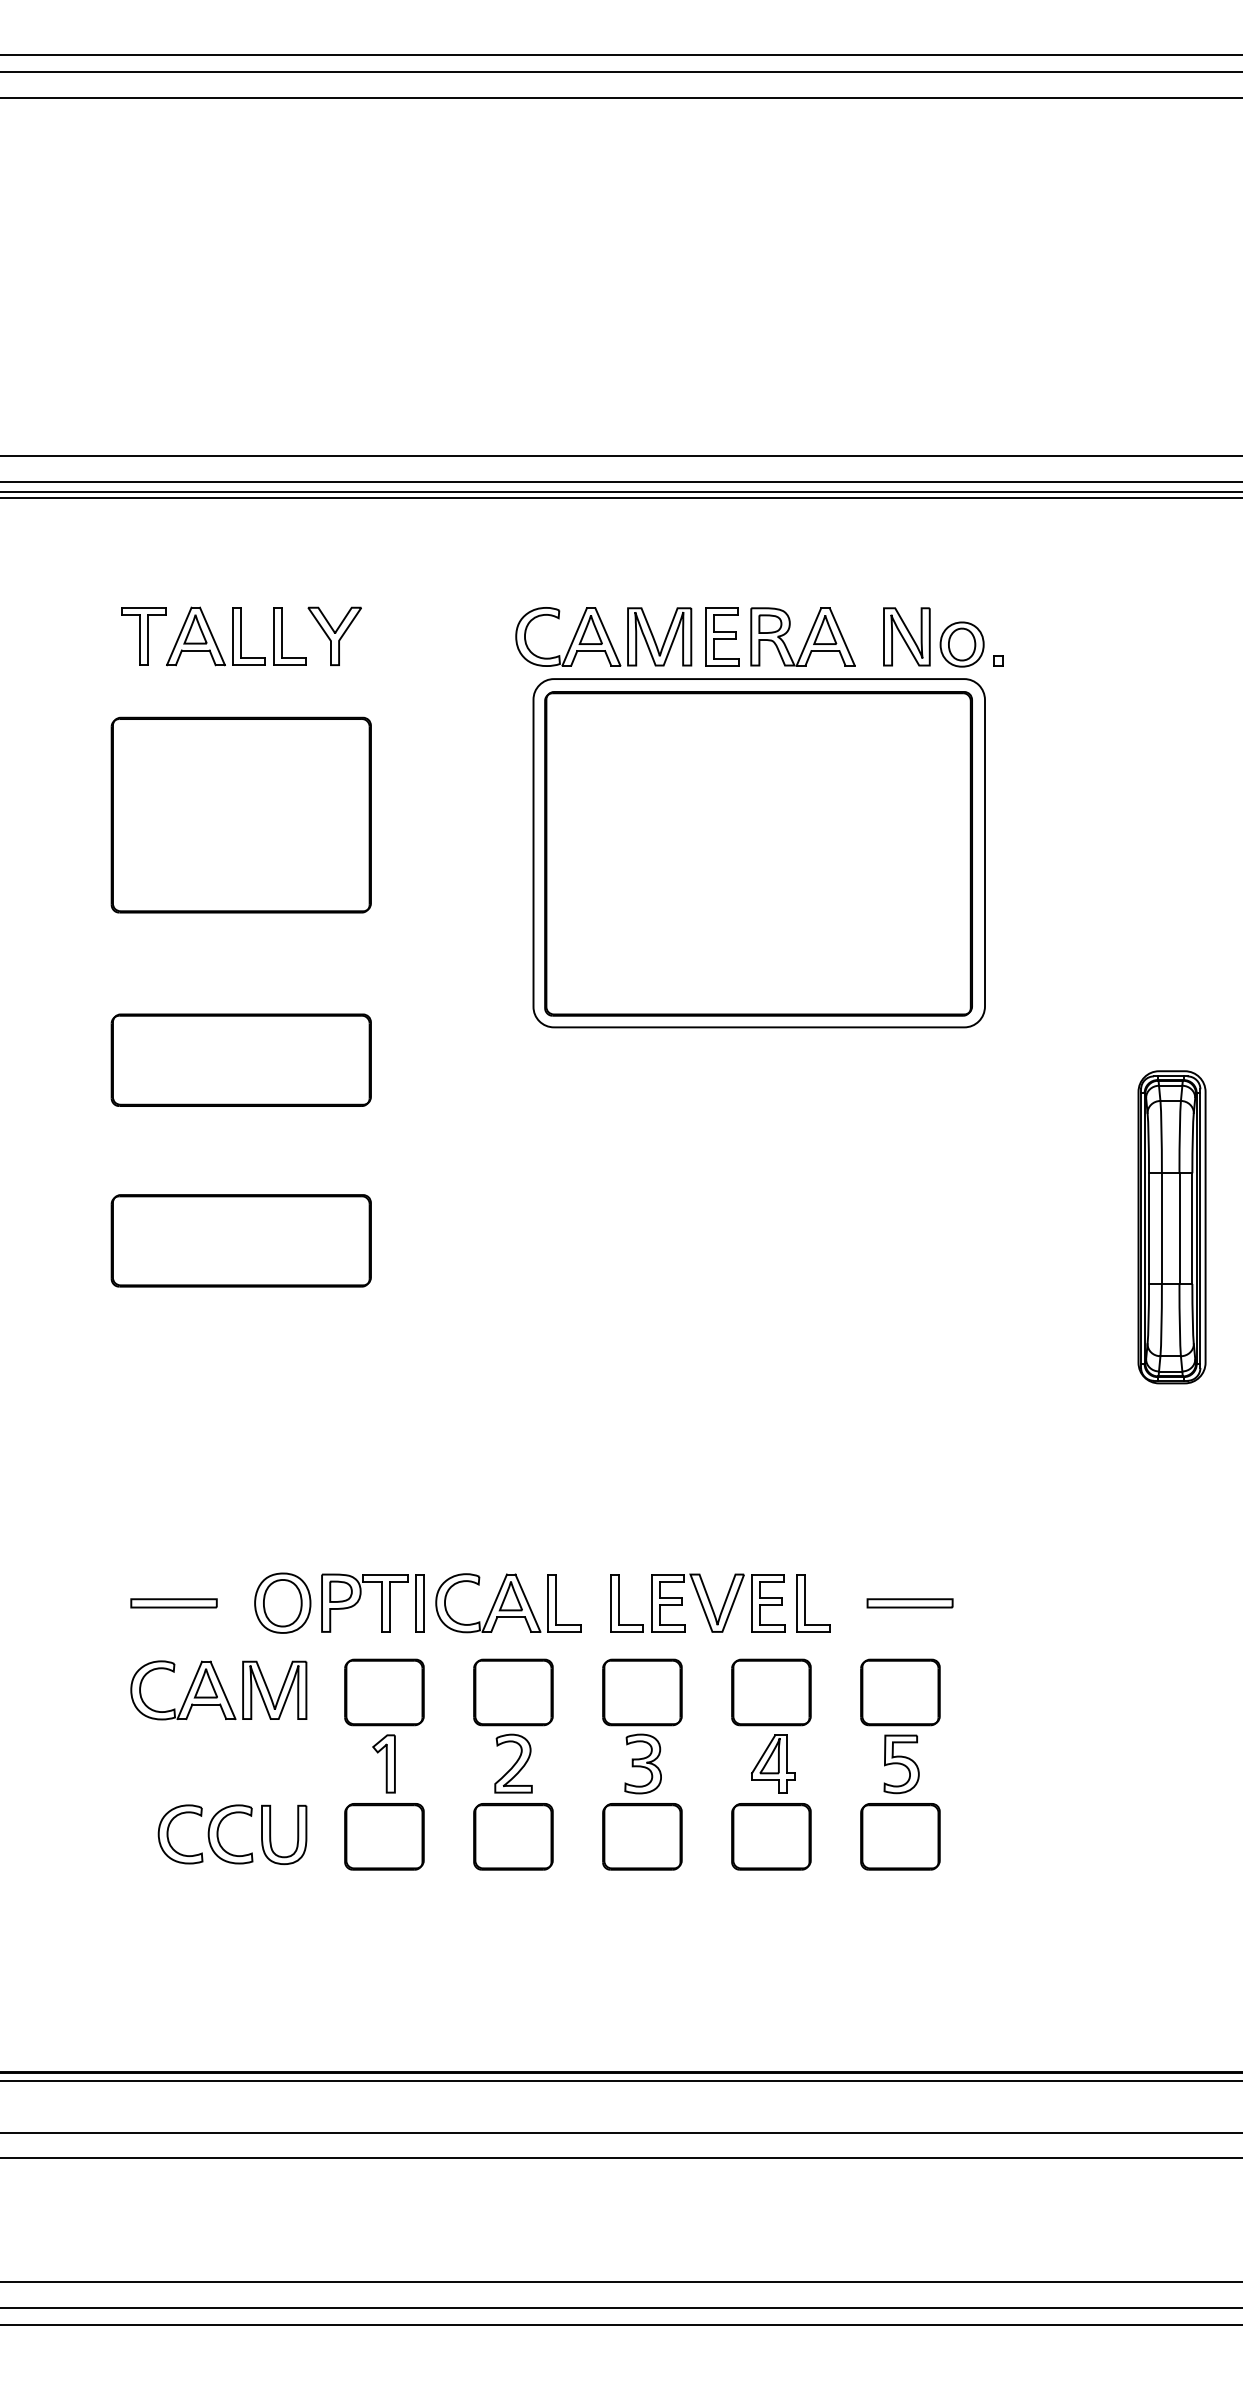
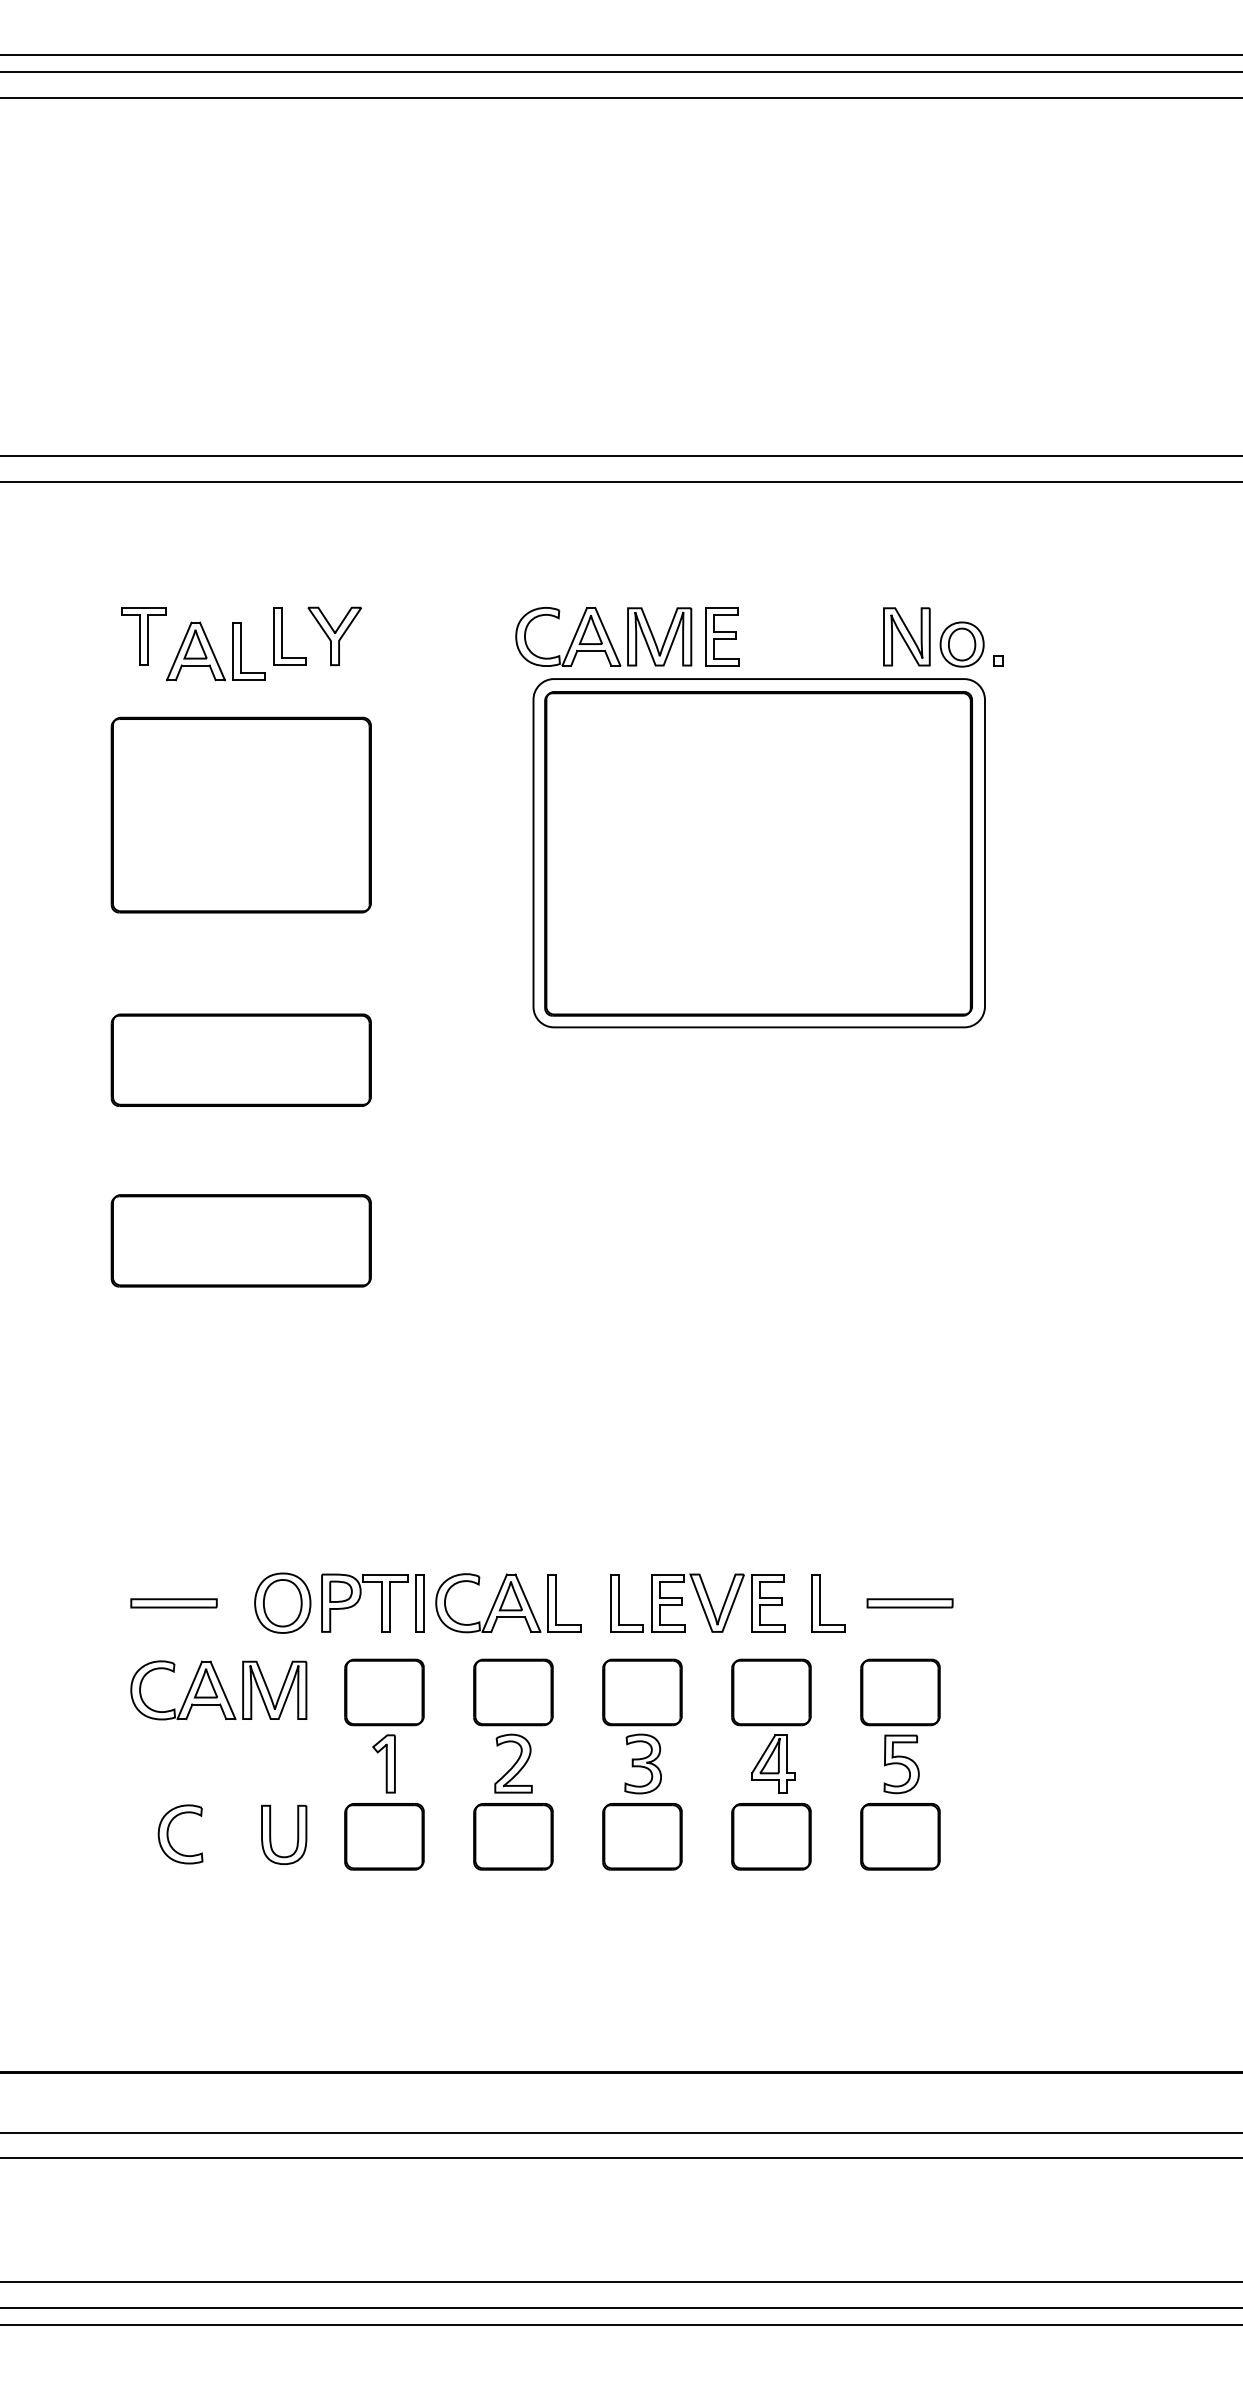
line: present -> none (620, 491)
line: present -> none (620, 498)
part position: (215, 636) -> (215, 651) (215, 651)
part: present -> none (802, 636)
part: present -> none (1171, 1227)
part position: (805, 1603) -> (820, 1603) (820, 1603)
part: present -> none (218, 1834)
line: present -> none (620, 2080)
